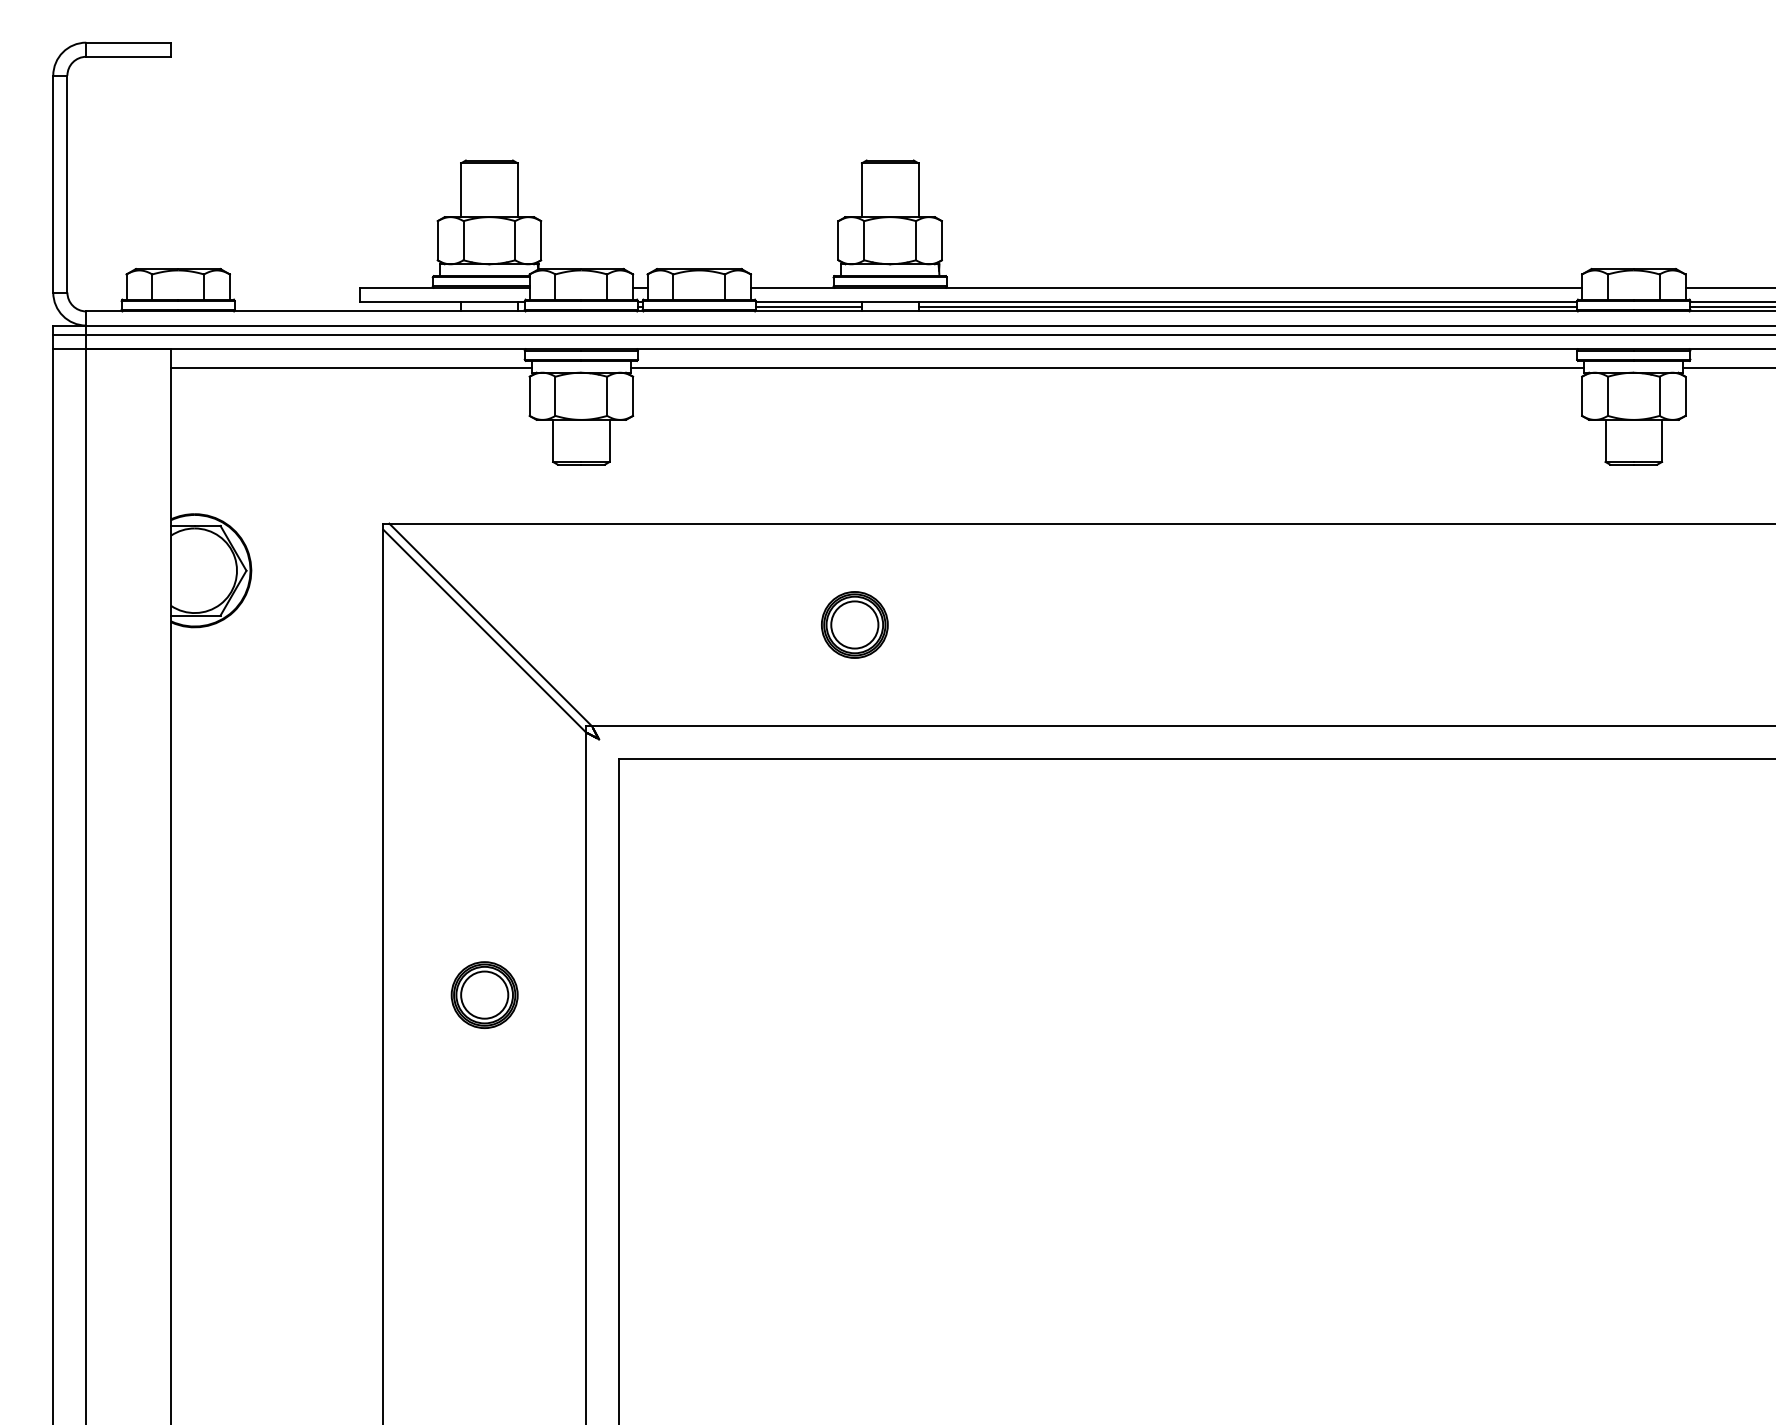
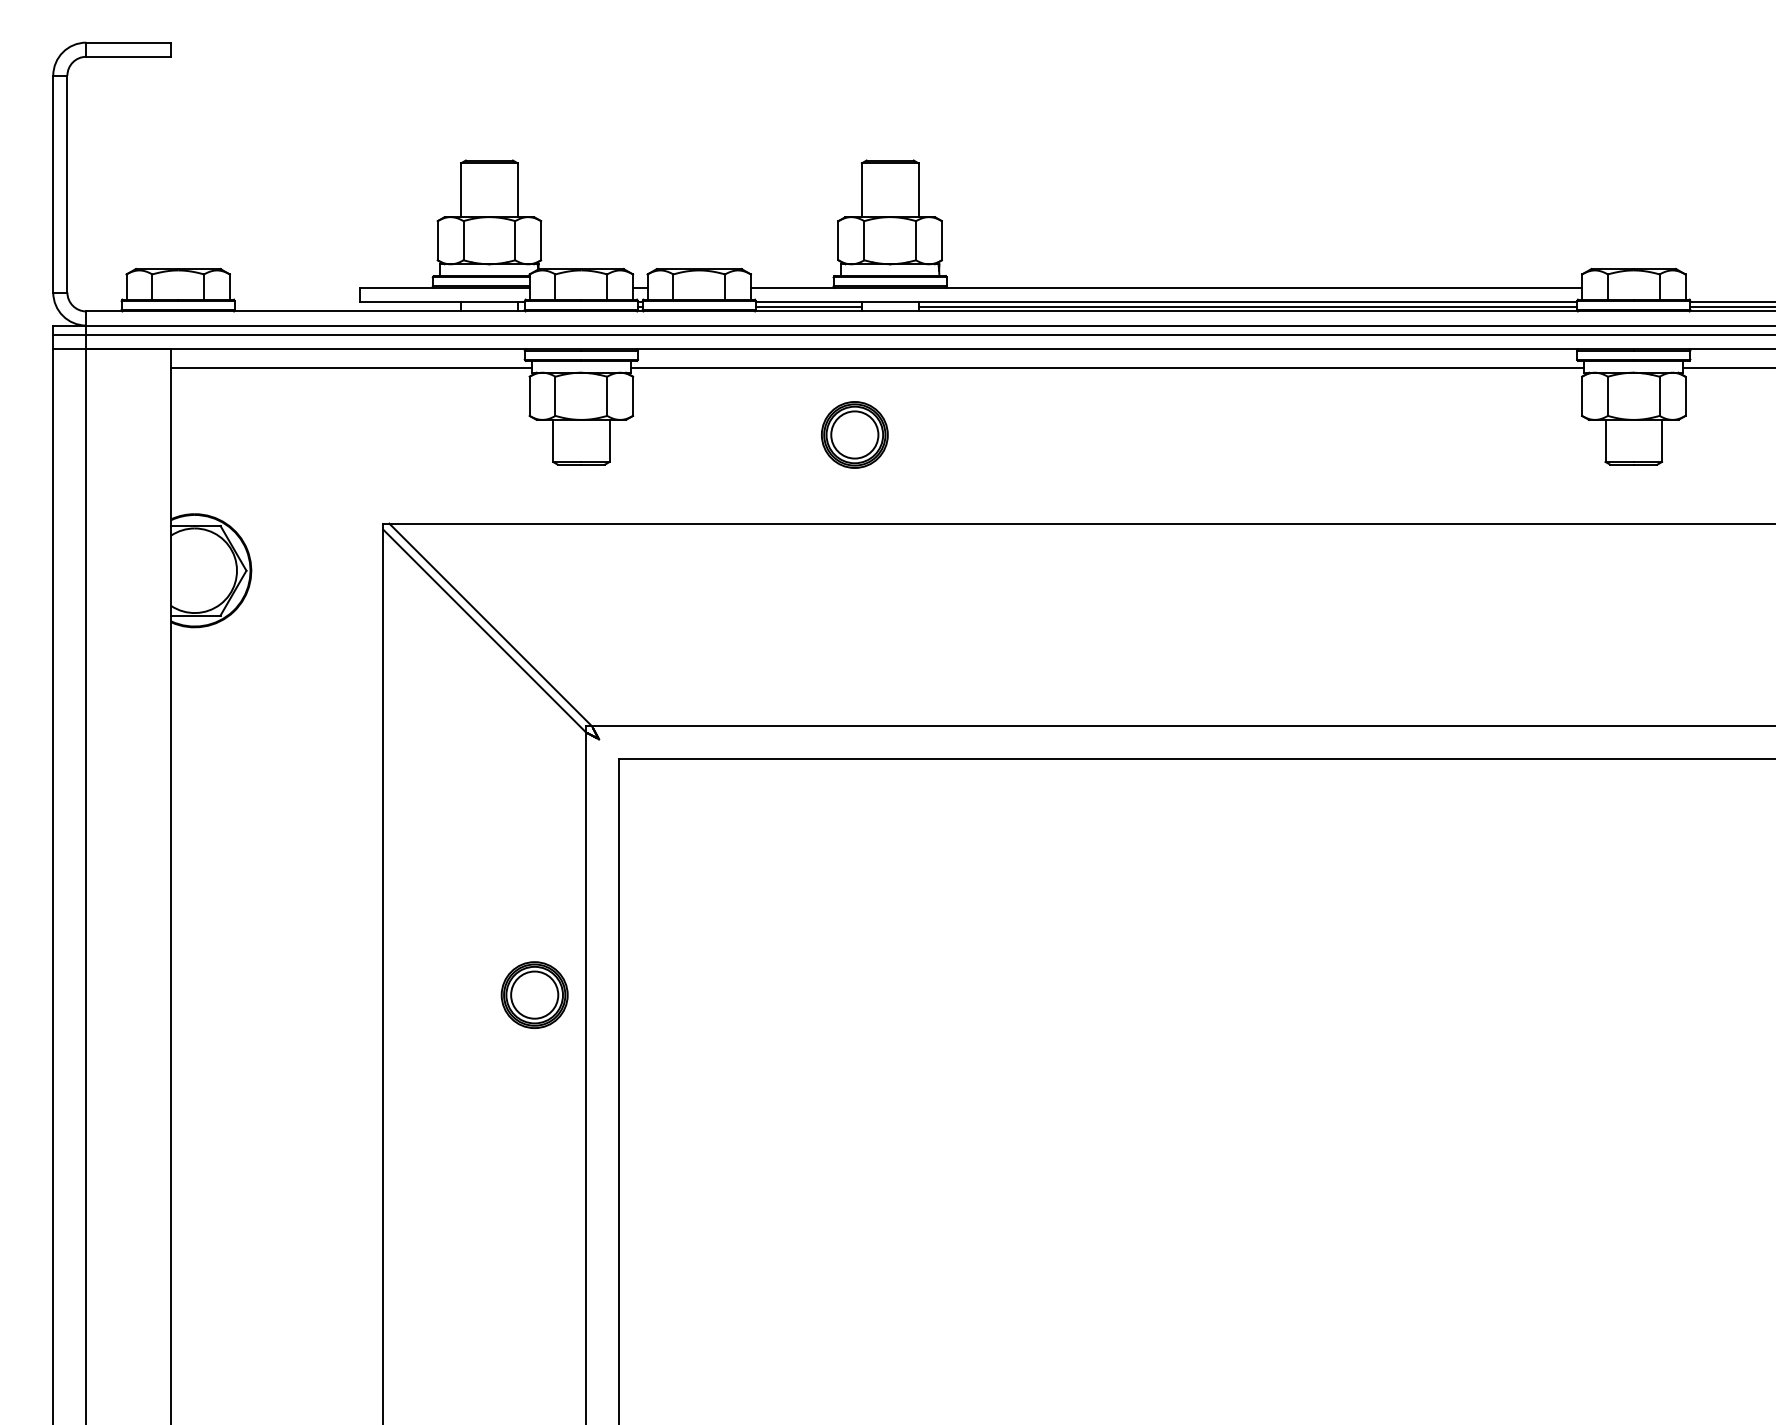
line: present -> none (1728, 287)
part position: (854, 624) -> (854, 434) (854, 434)
part position: (484, 994) -> (534, 994) (534, 994)
